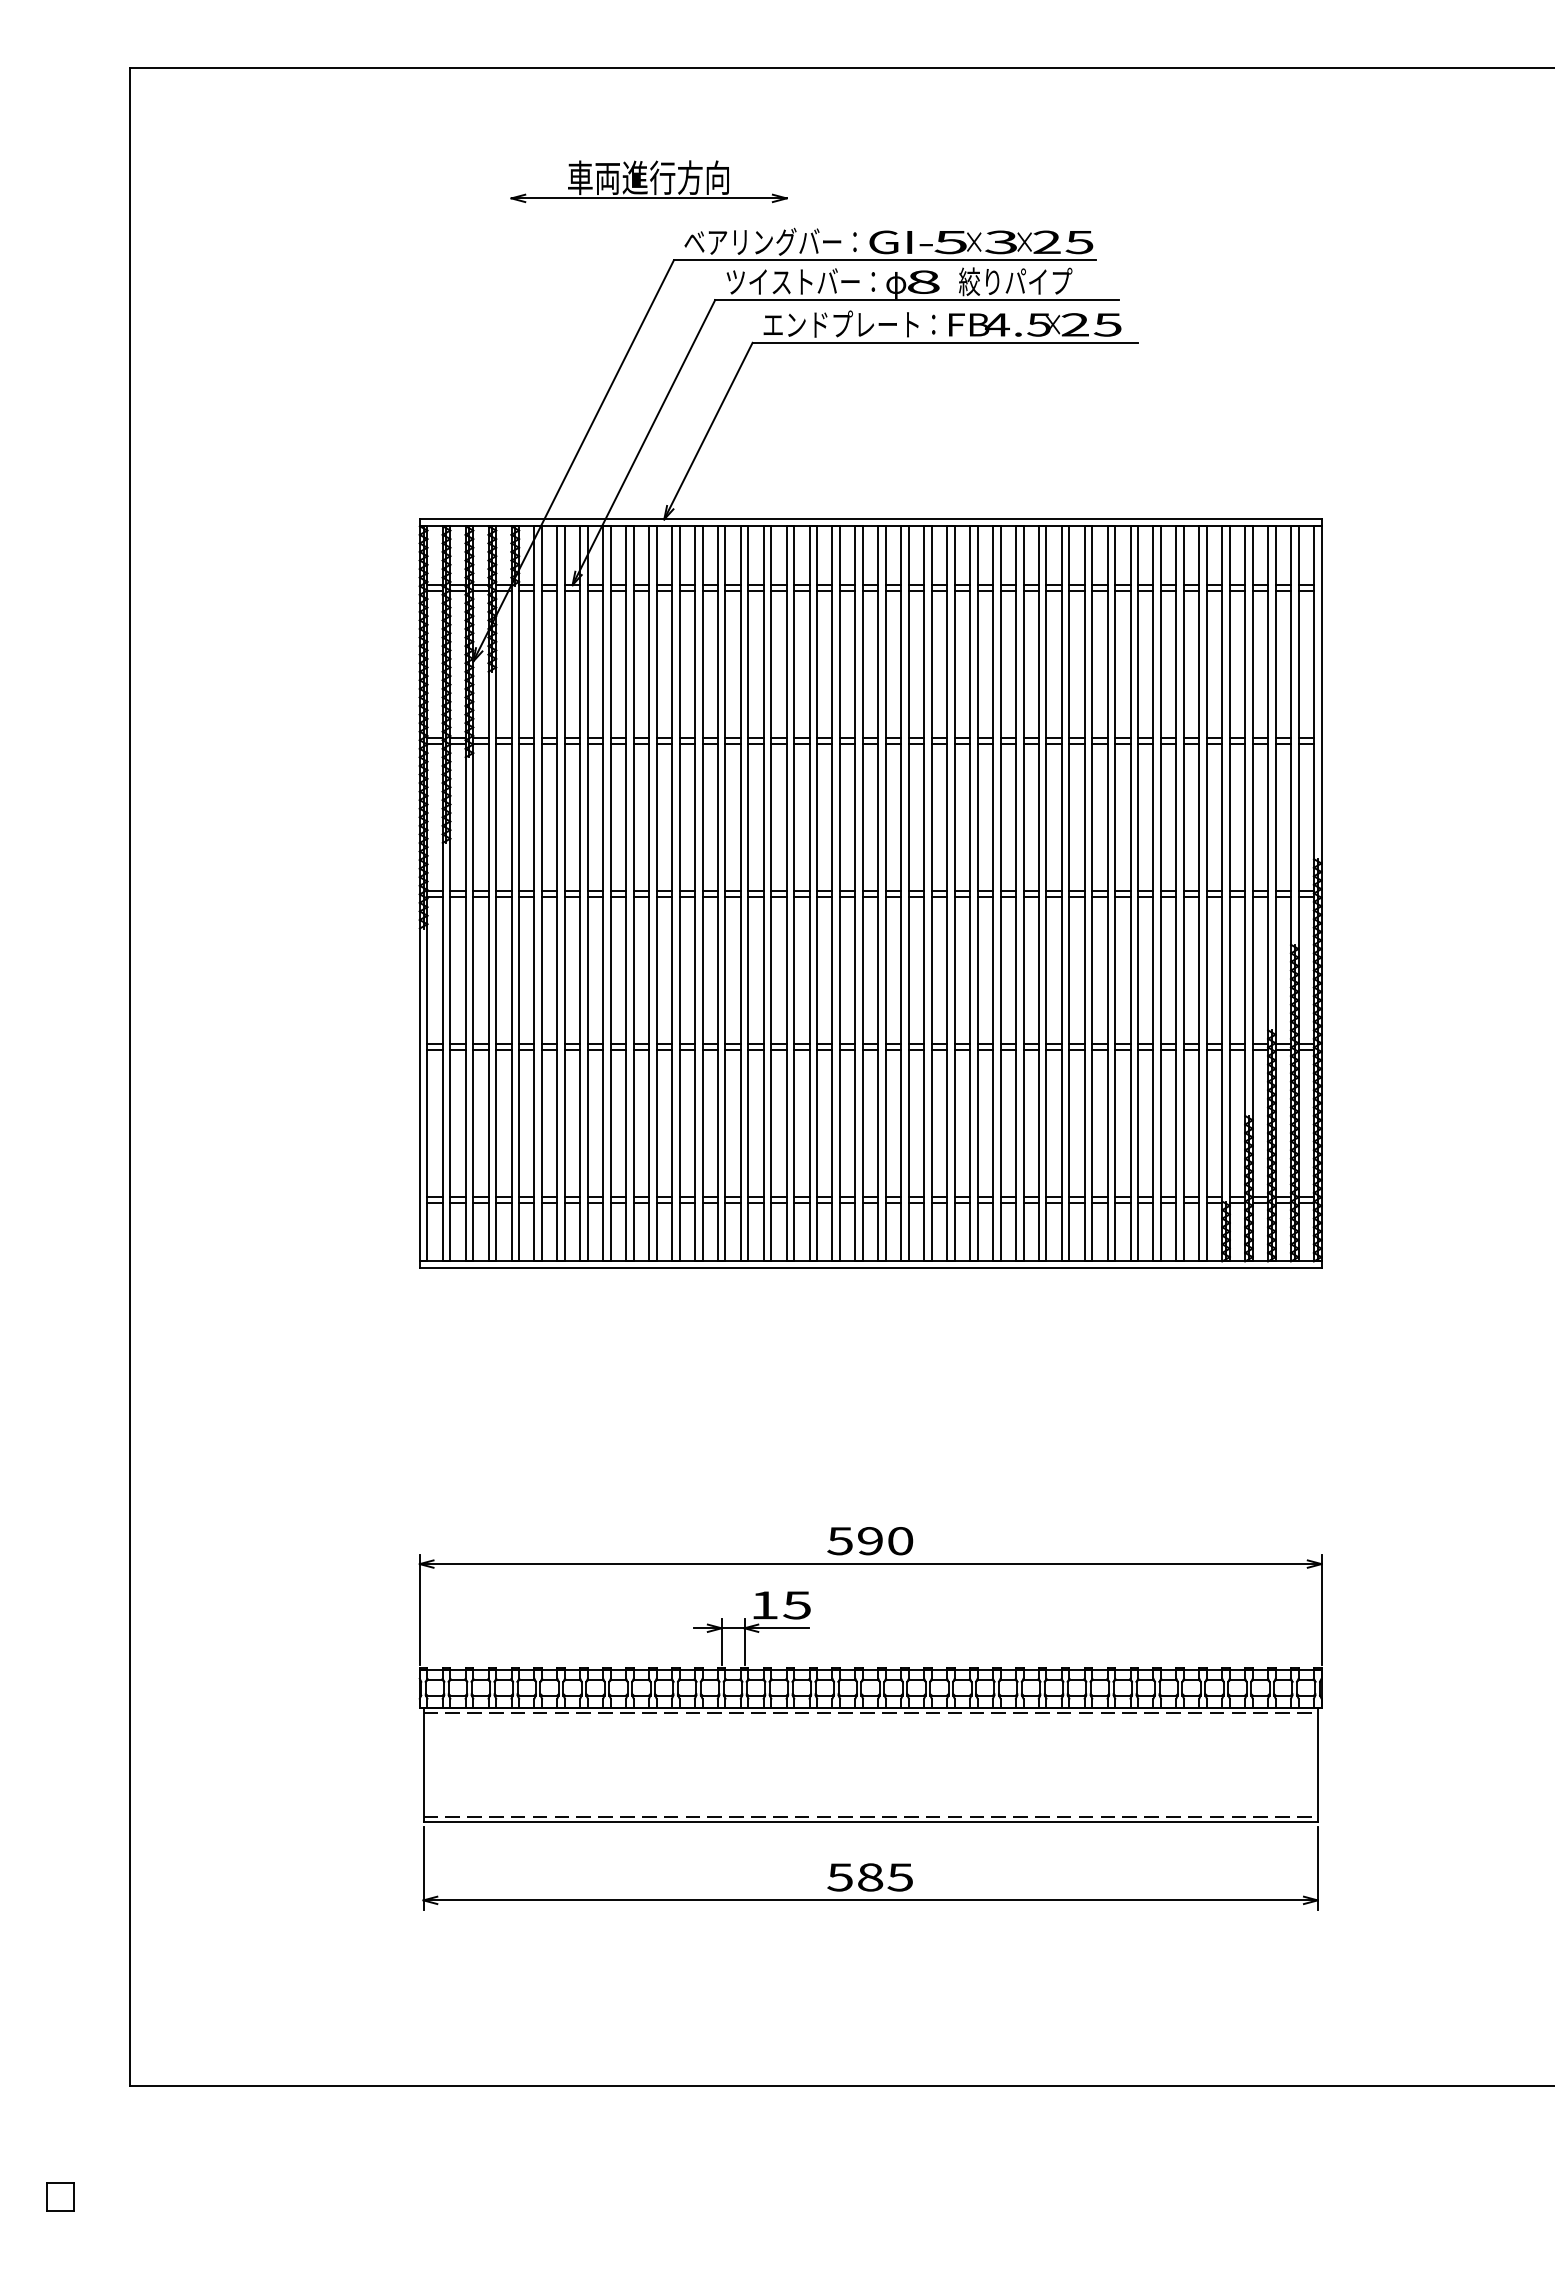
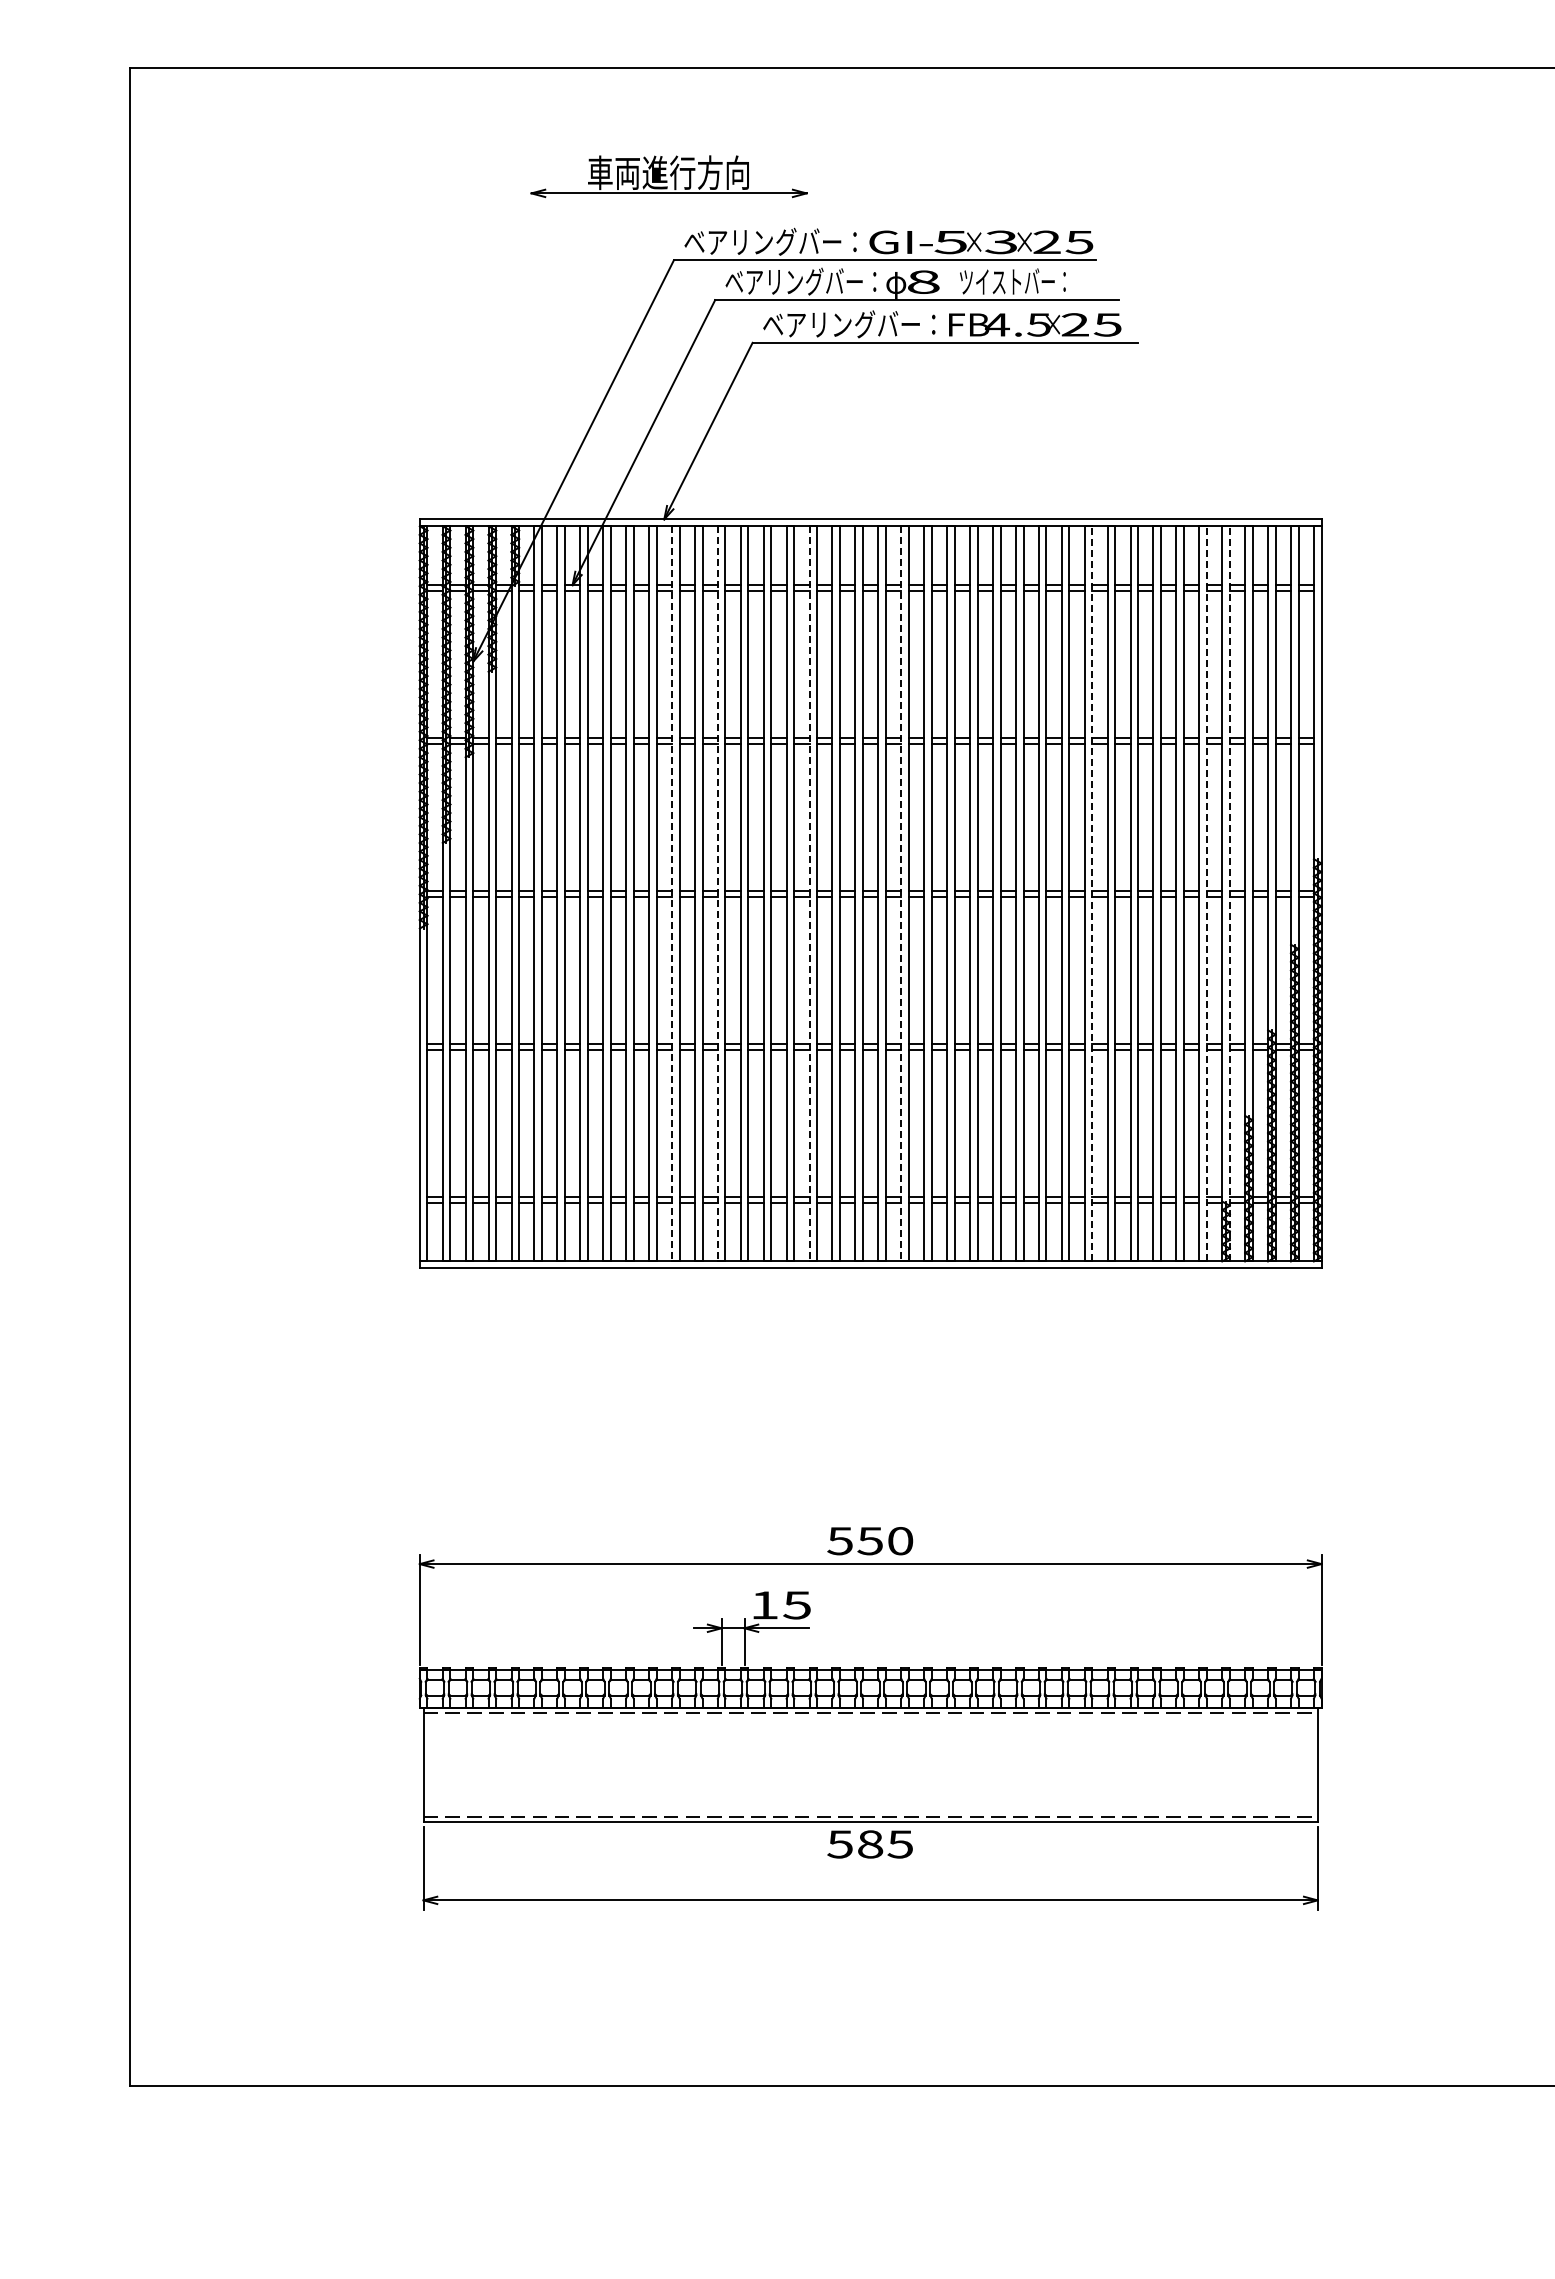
part position: (648, 181) -> (668, 176) (668, 176)
text: ツイストバー： -> ベアリングバー： (800, 281)
text: 絞りパイプ -> ツイストバー： (1015, 281)
text: エンドプレート： -> ベアリングバー： (841, 324)
line: solid -> dashed (671, 893)
line: solid -> dashed (717, 893)
line: solid -> dashed (809, 893)
line: solid -> dashed (901, 893)
line: solid -> dashed (1092, 893)
line: solid -> dashed (1206, 893)
line: solid -> dashed (1229, 893)
text: 590 -> 550 (869, 1541)
text position: (869, 1877) -> (869, 1844) (869, 1844)
part: present -> none (60, 2196)
